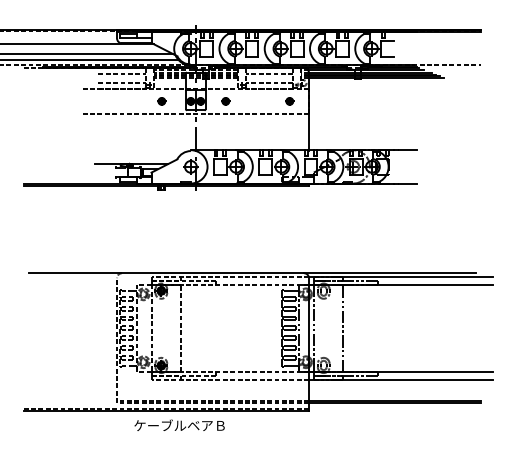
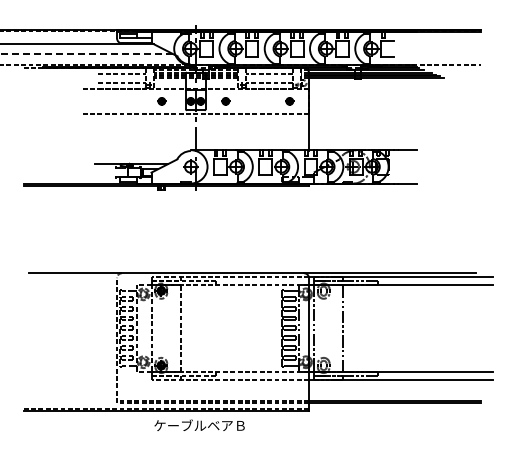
line: solid -> dashed (87, 54)
line: present -> none (90, 60)
text position: (179, 424) -> (199, 424) (199, 424)
